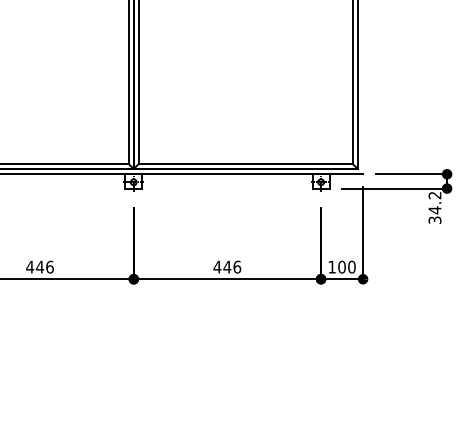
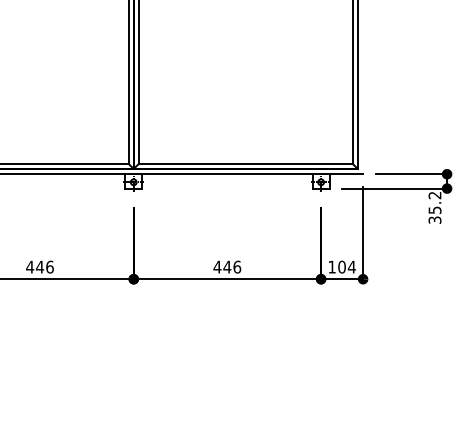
text: 34.2 -> 35.2 (434, 210)
text: 100 -> 104 (351, 266)
